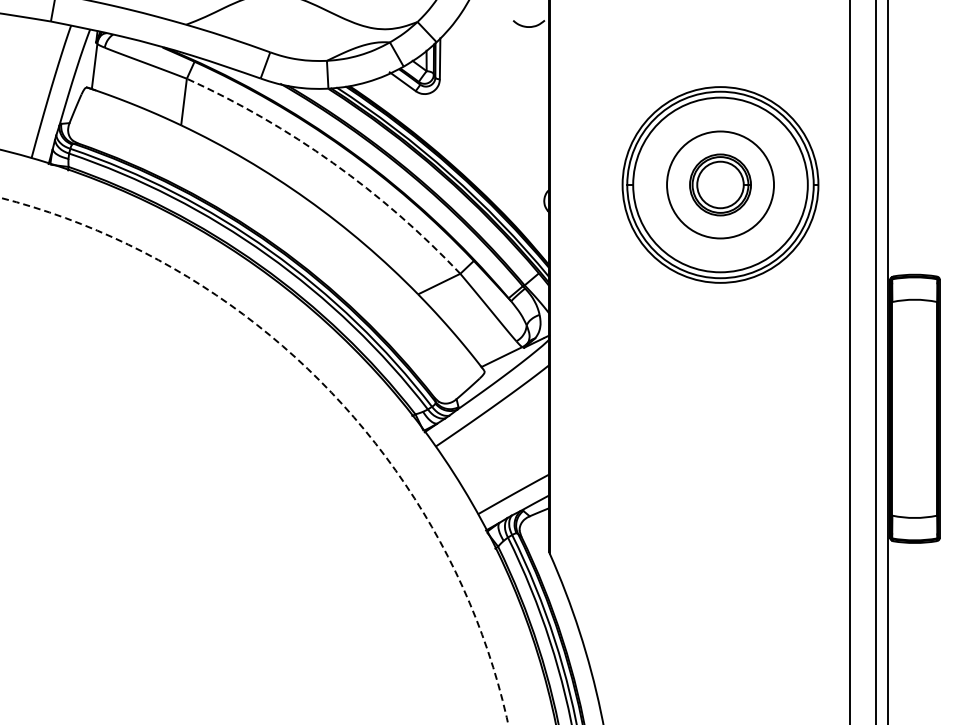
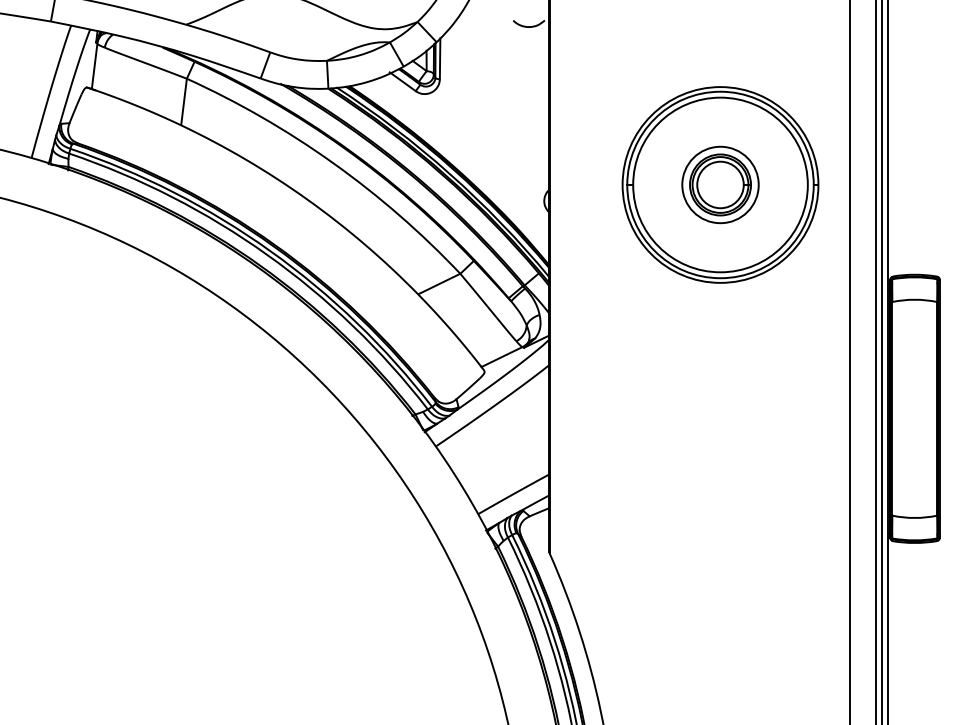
arc: dashed -> solid (333, 163)
circle diameter: 107 px -> 76 px (720, 184)
line: none -> present (881, 361)
circle: dashed -> solid (254, 460)
